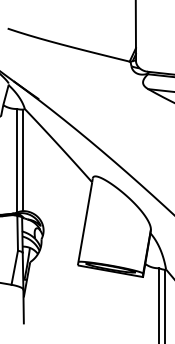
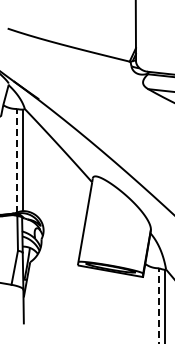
line: solid -> dashed (17, 160)
line: solid -> dashed (159, 305)
